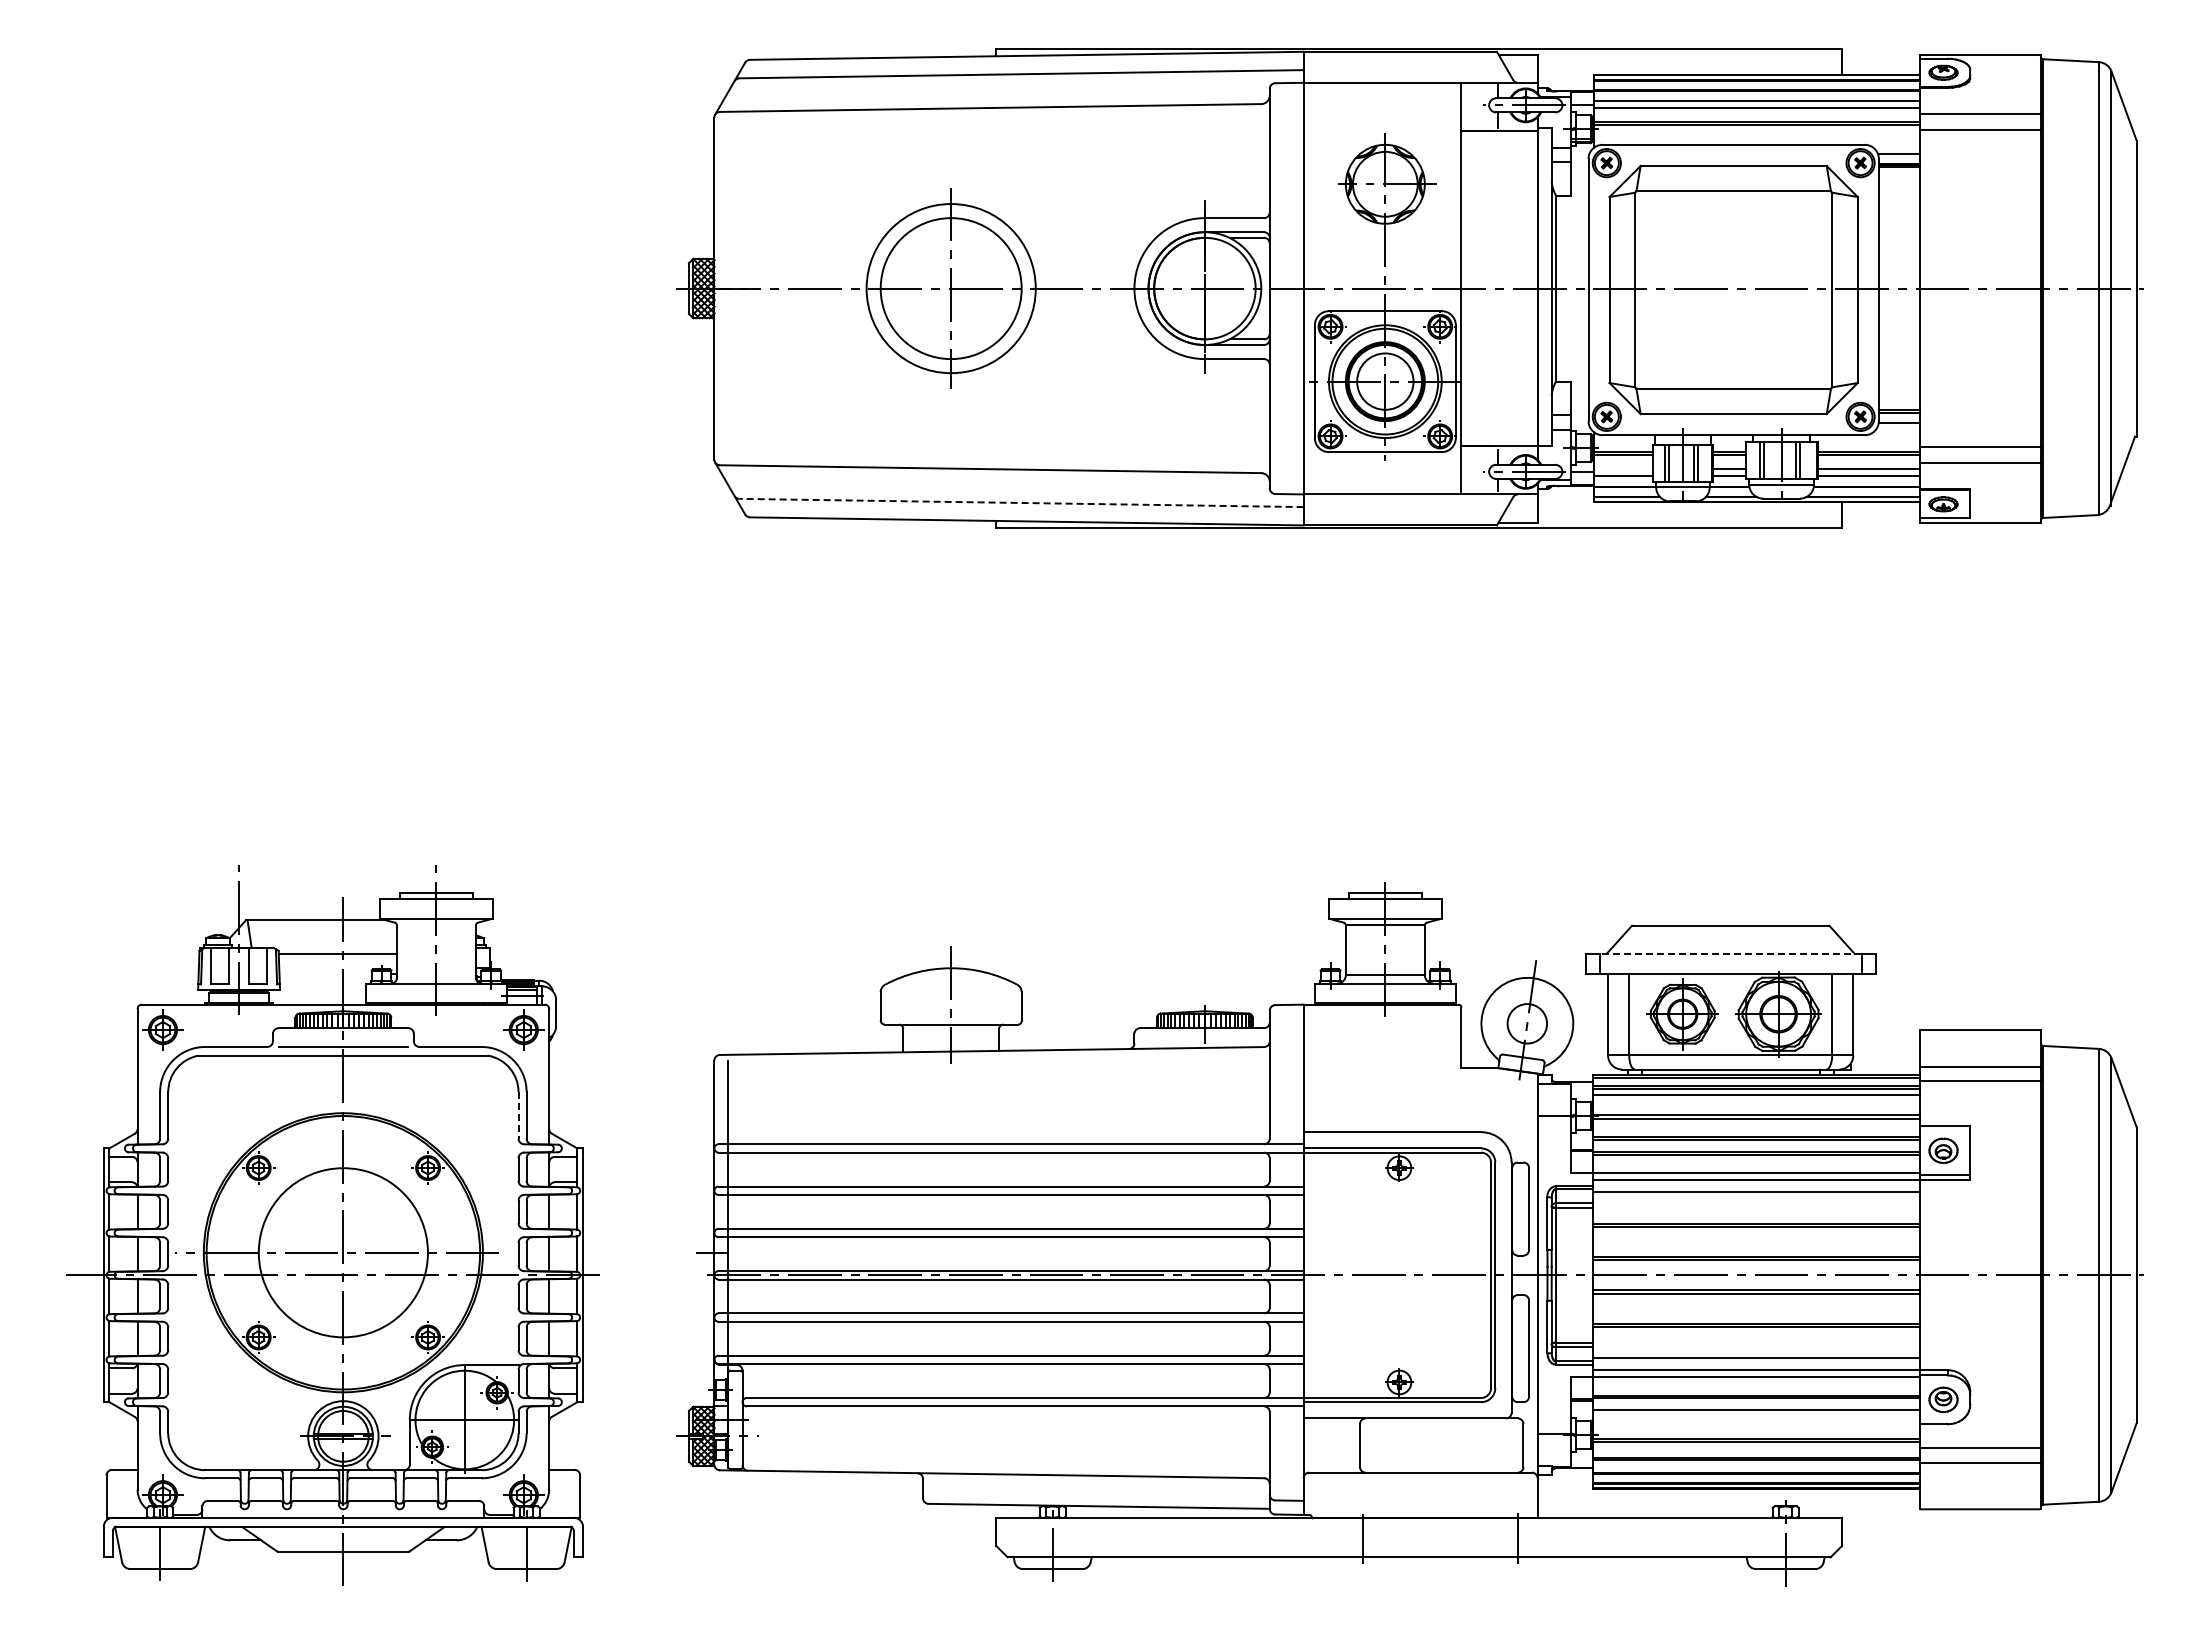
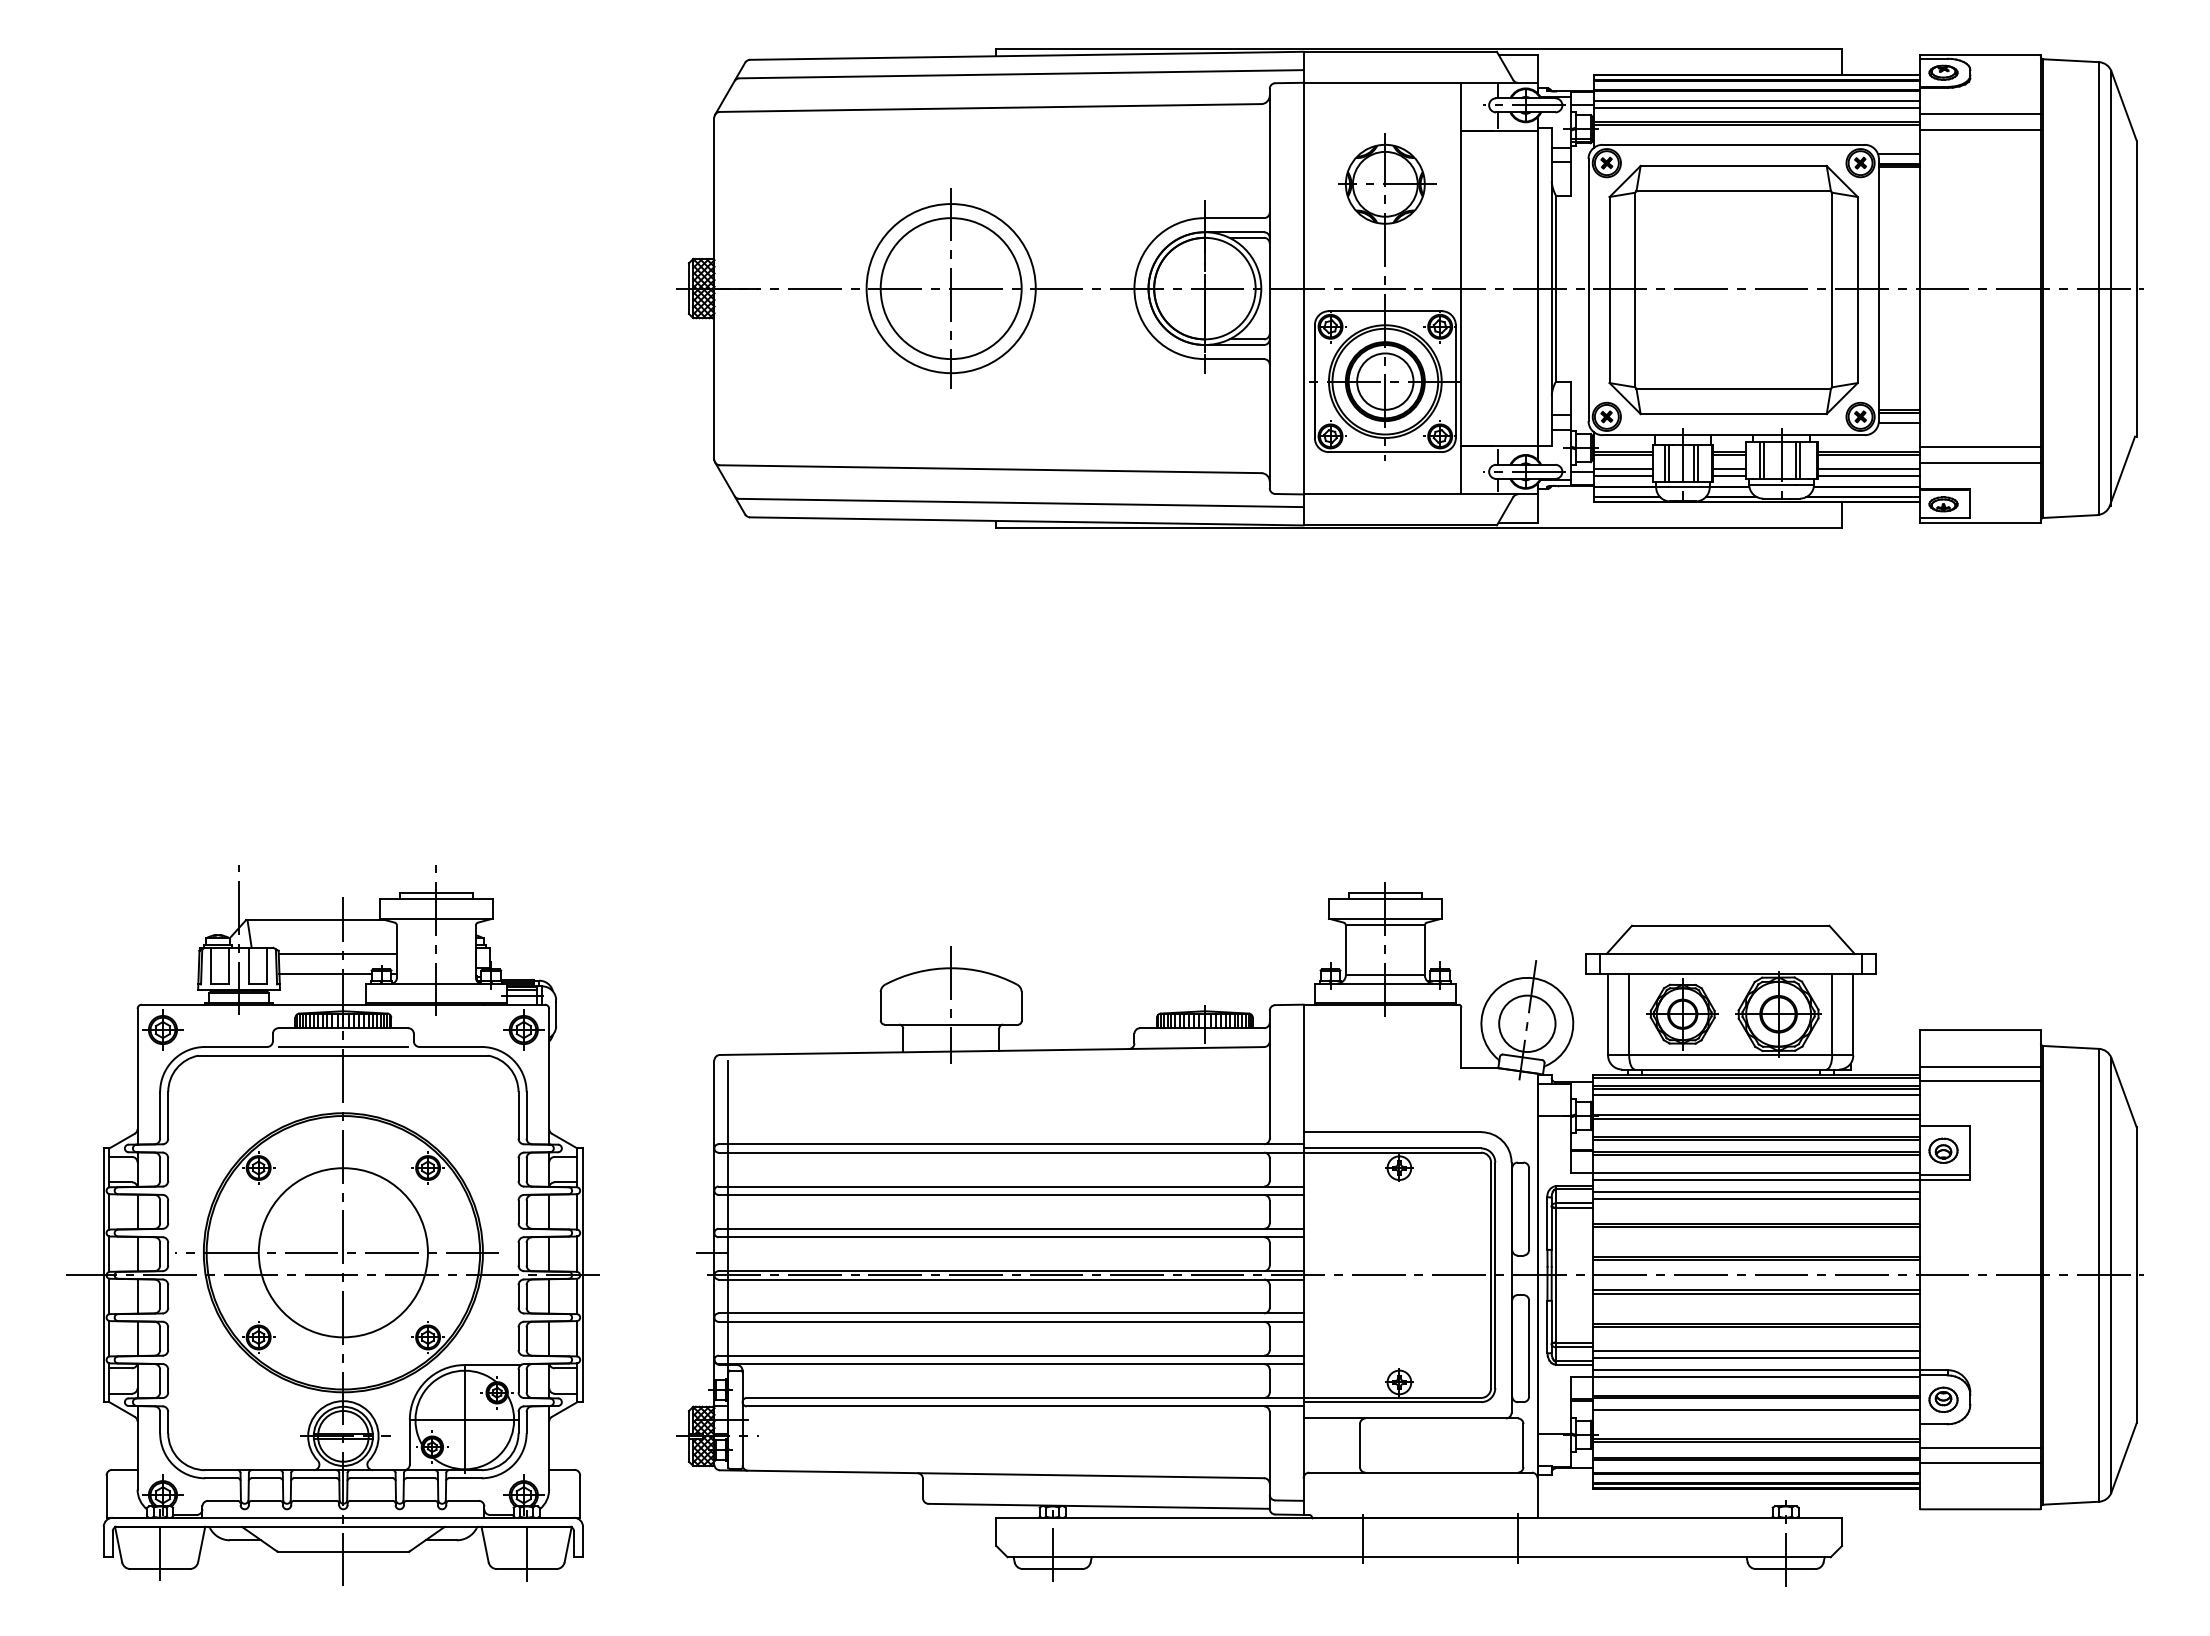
line: none -> present (1623, 468)
line: dashed -> solid (1020, 502)
line: dashed -> solid (1730, 953)
line: none -> present (325, 973)
circle diameter: 39 px -> 56 px (1527, 1023)
line: dashed -> solid (518, 1115)
line: none -> present (1755, 1199)
line: none -> present (1755, 1351)
